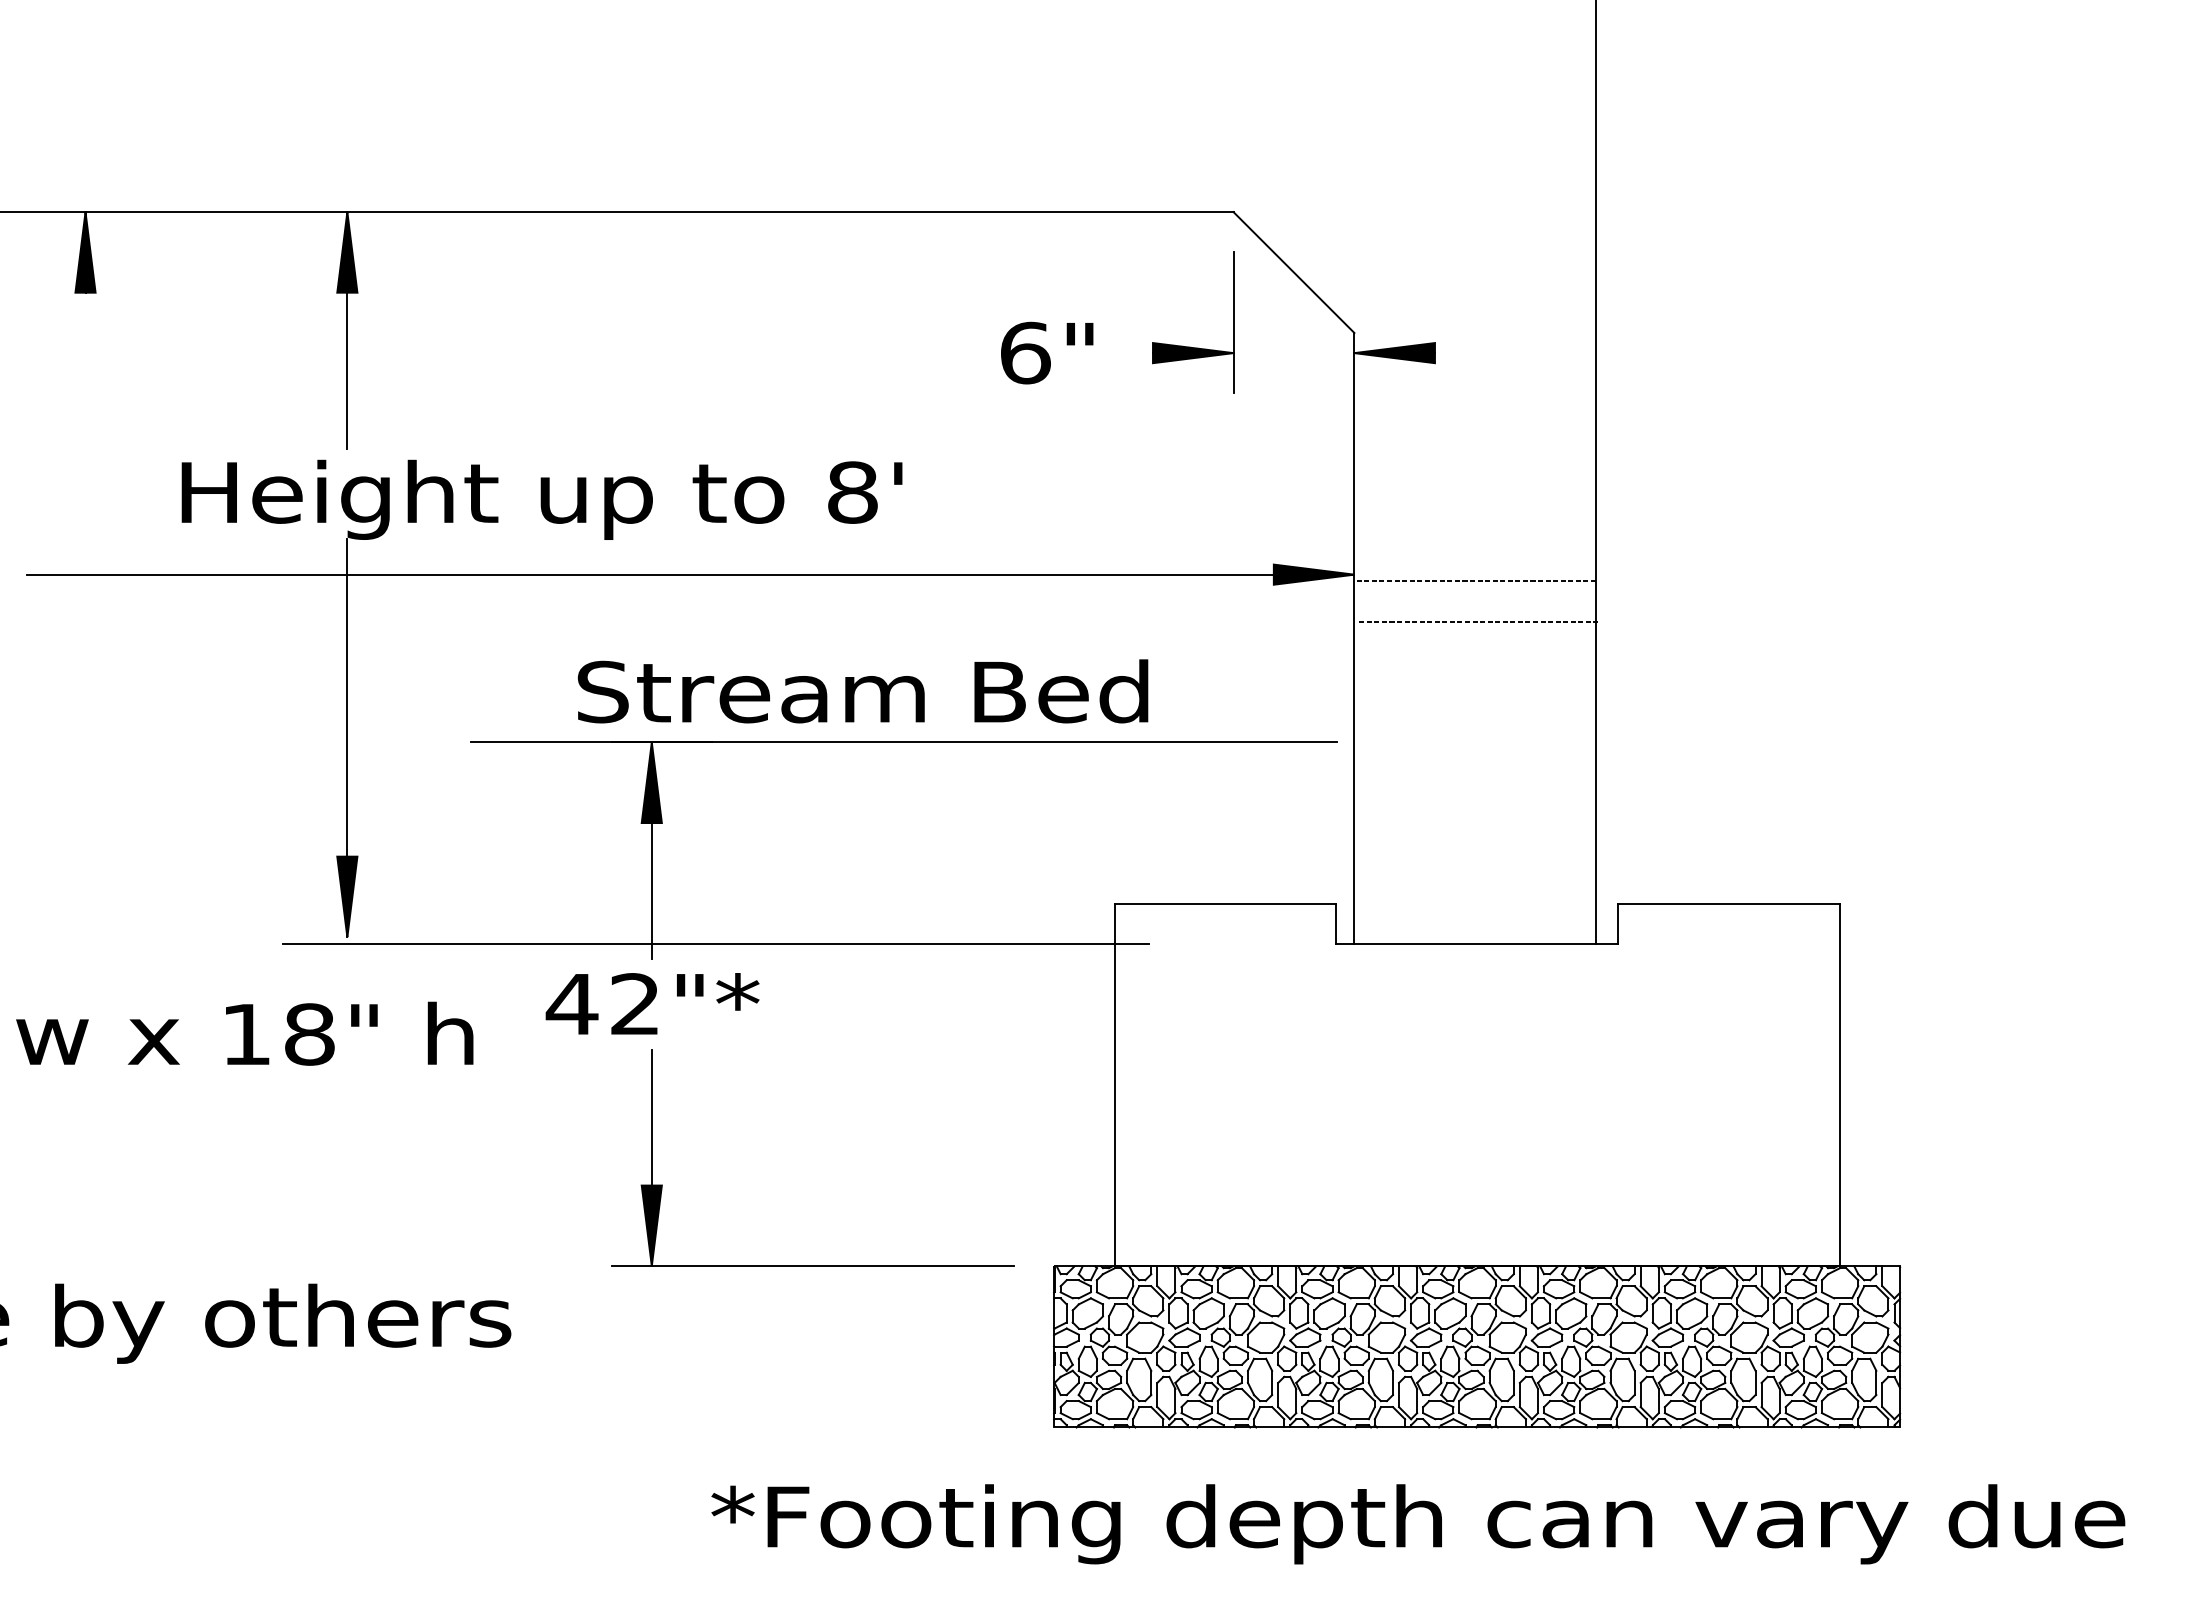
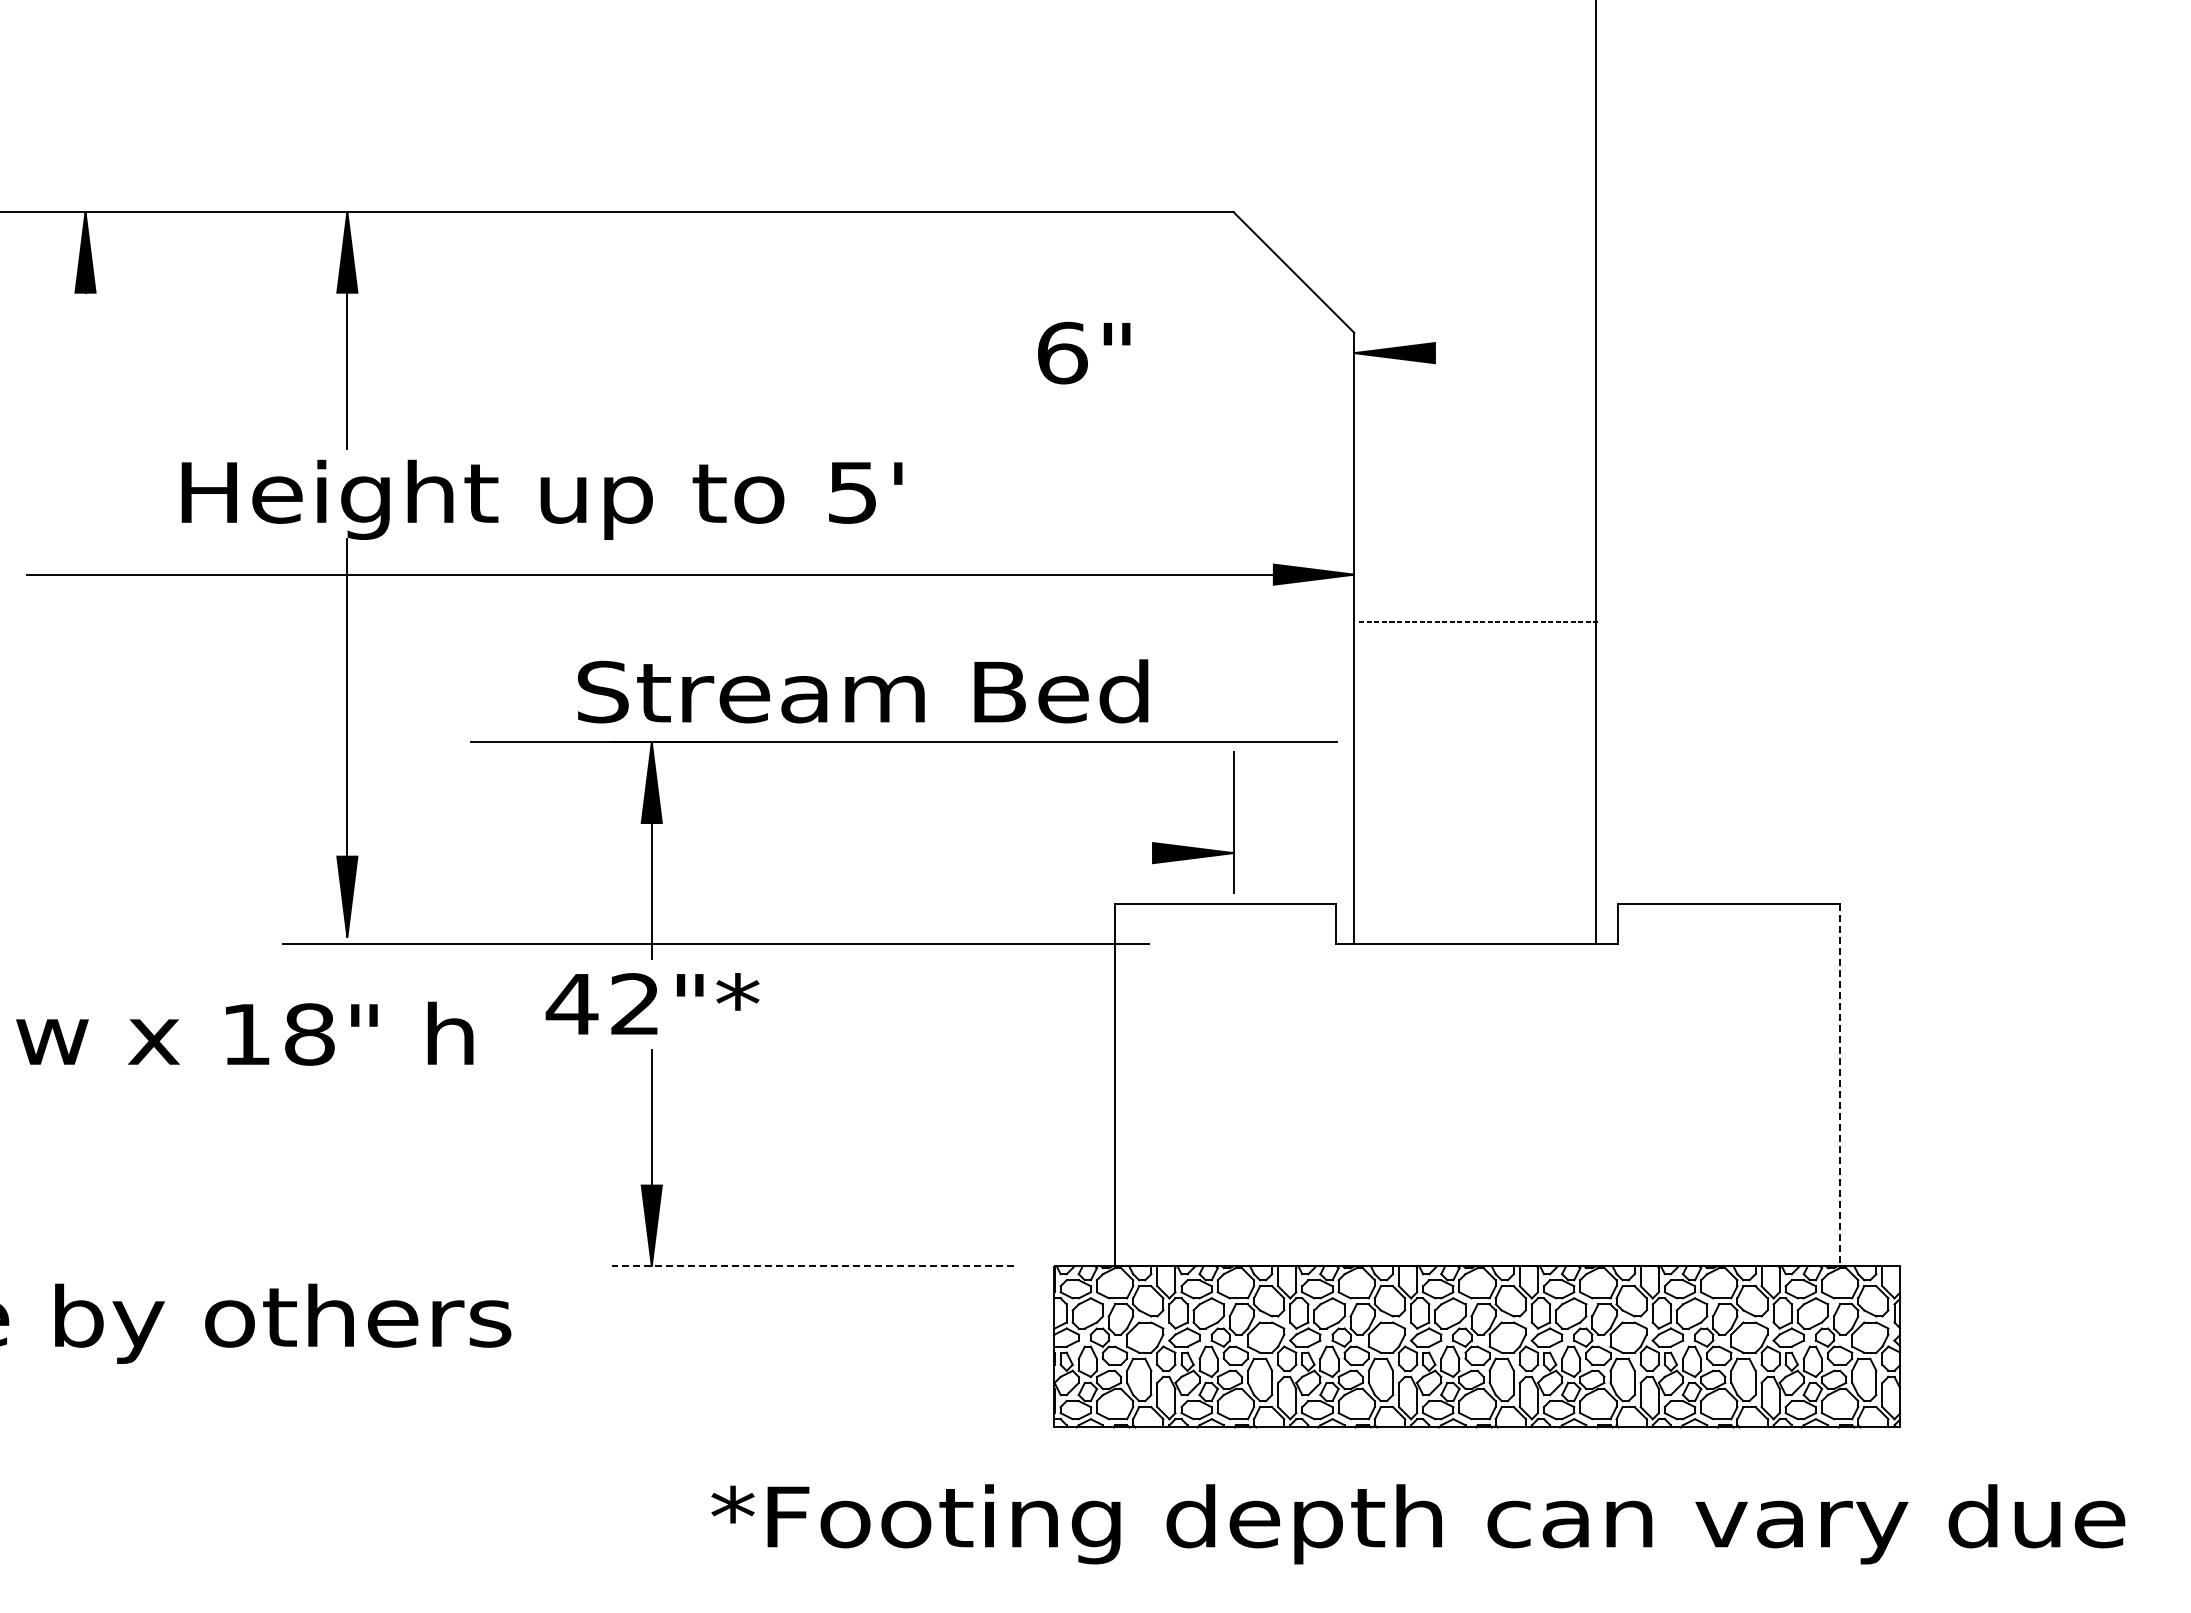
part position: (1190, 346) -> (1190, 846) (1190, 846)
text position: (1047, 352) -> (1084, 352) (1084, 352)
text: 8' -> 5' (852, 492)
line: present -> none (1477, 581)
line: solid -> dashed (1839, 1085)
line: solid -> dashed (812, 1266)
